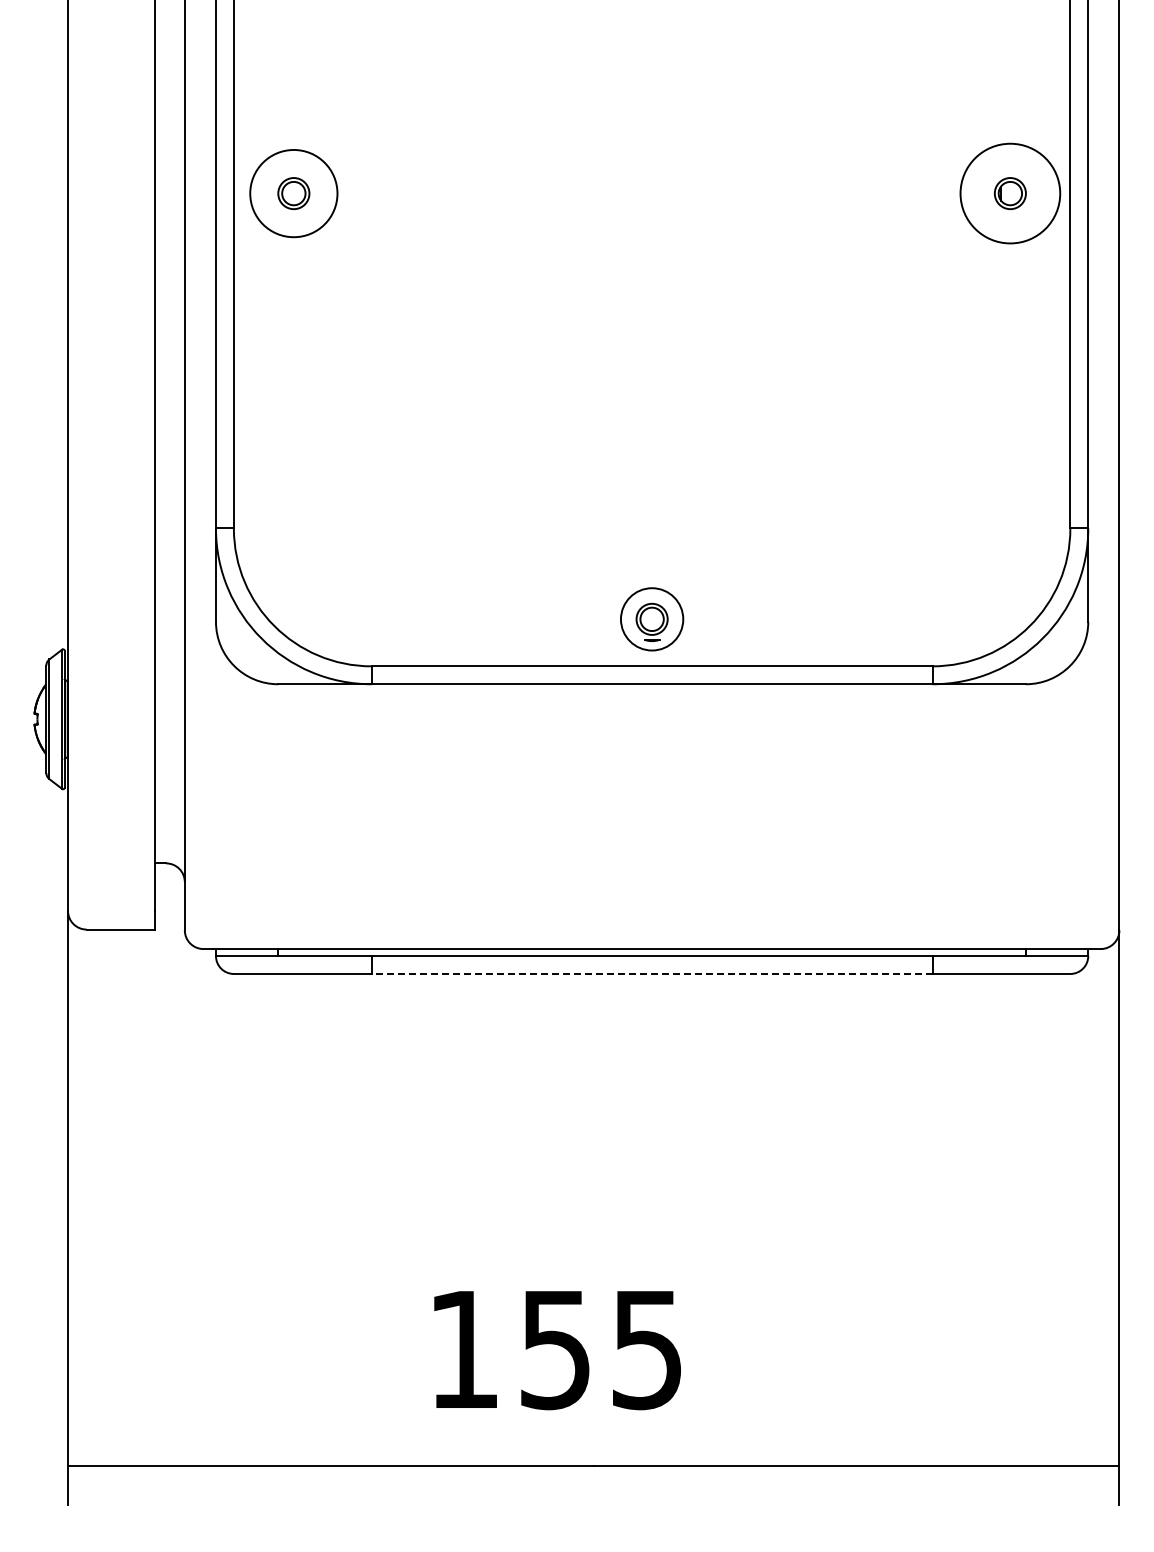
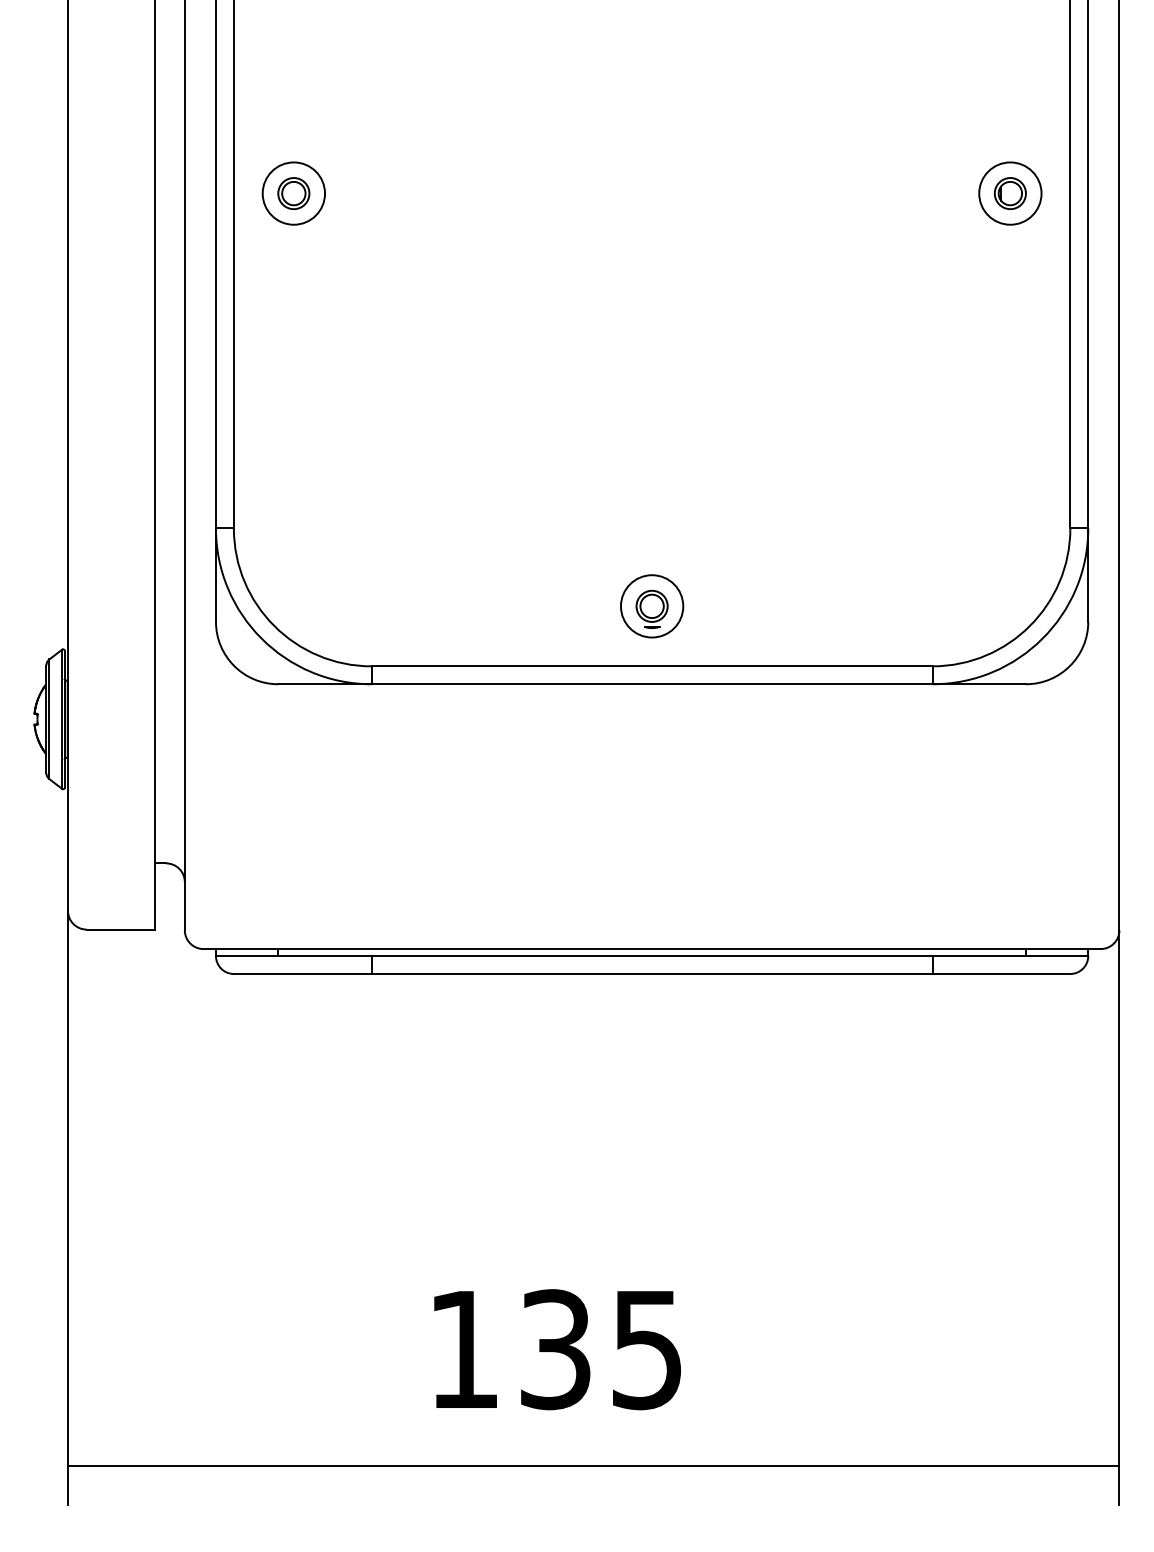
circle diameter: 87 px -> 62 px (293, 193)
circle diameter: 100 px -> 62 px (1010, 193)
part position: (652, 619) -> (652, 606) (652, 606)
line: dashed -> solid (651, 973)
text: 155 -> 135 (555, 1349)
